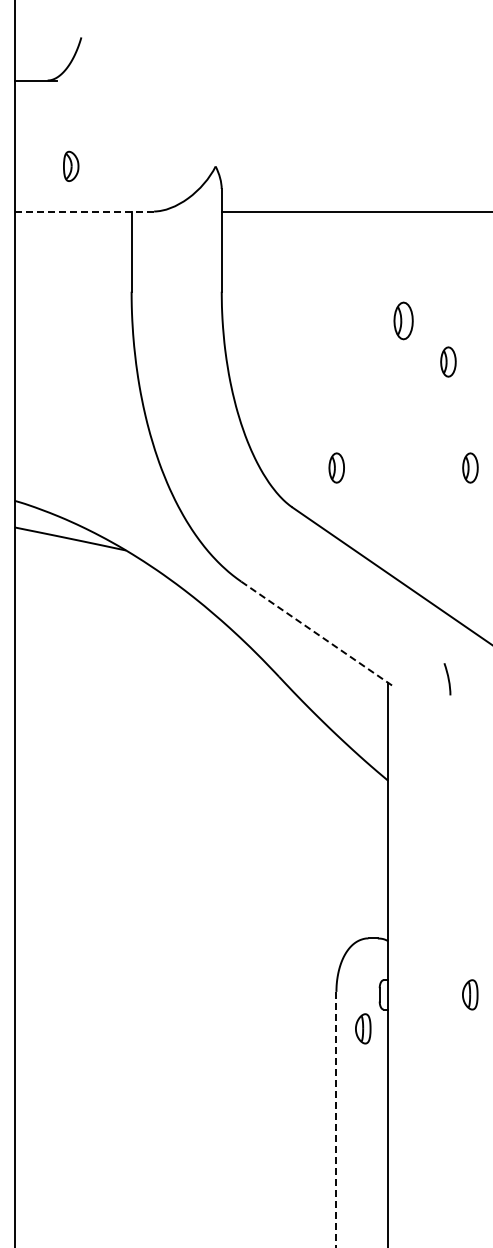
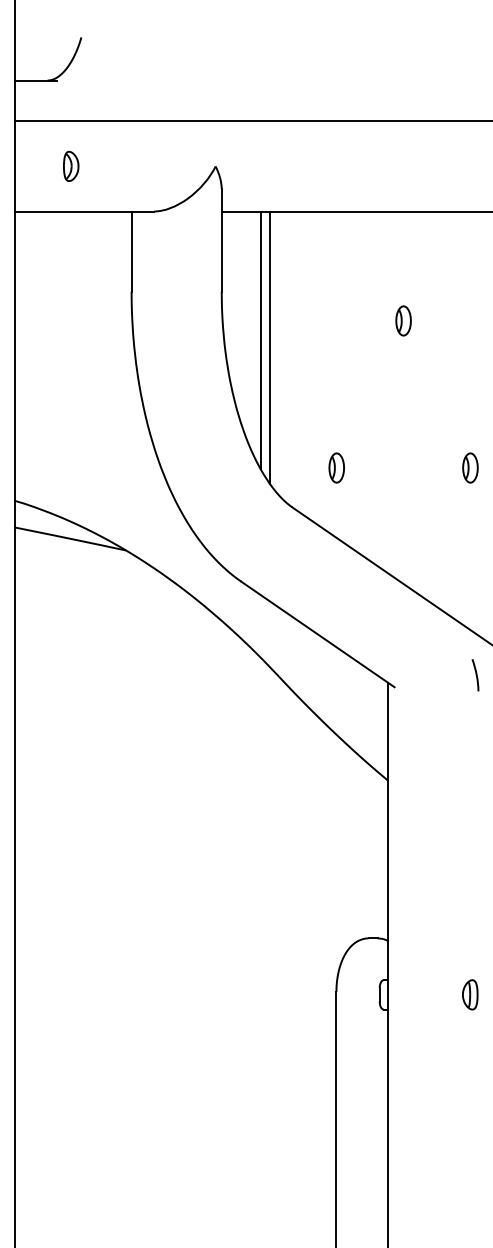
line: none -> present (251, 121)
line: dashed -> solid (84, 211)
part size: 21x40 px -> 17x32 px (403, 320)
line: none -> present (260, 340)
line: none -> present (269, 347)
part: present -> none (448, 361)
line: dashed -> solid (318, 634)
curve position: (447, 679) -> (475, 675) (475, 675)
part: present -> none (363, 1028)
line: dashed -> solid (336, 1119)
